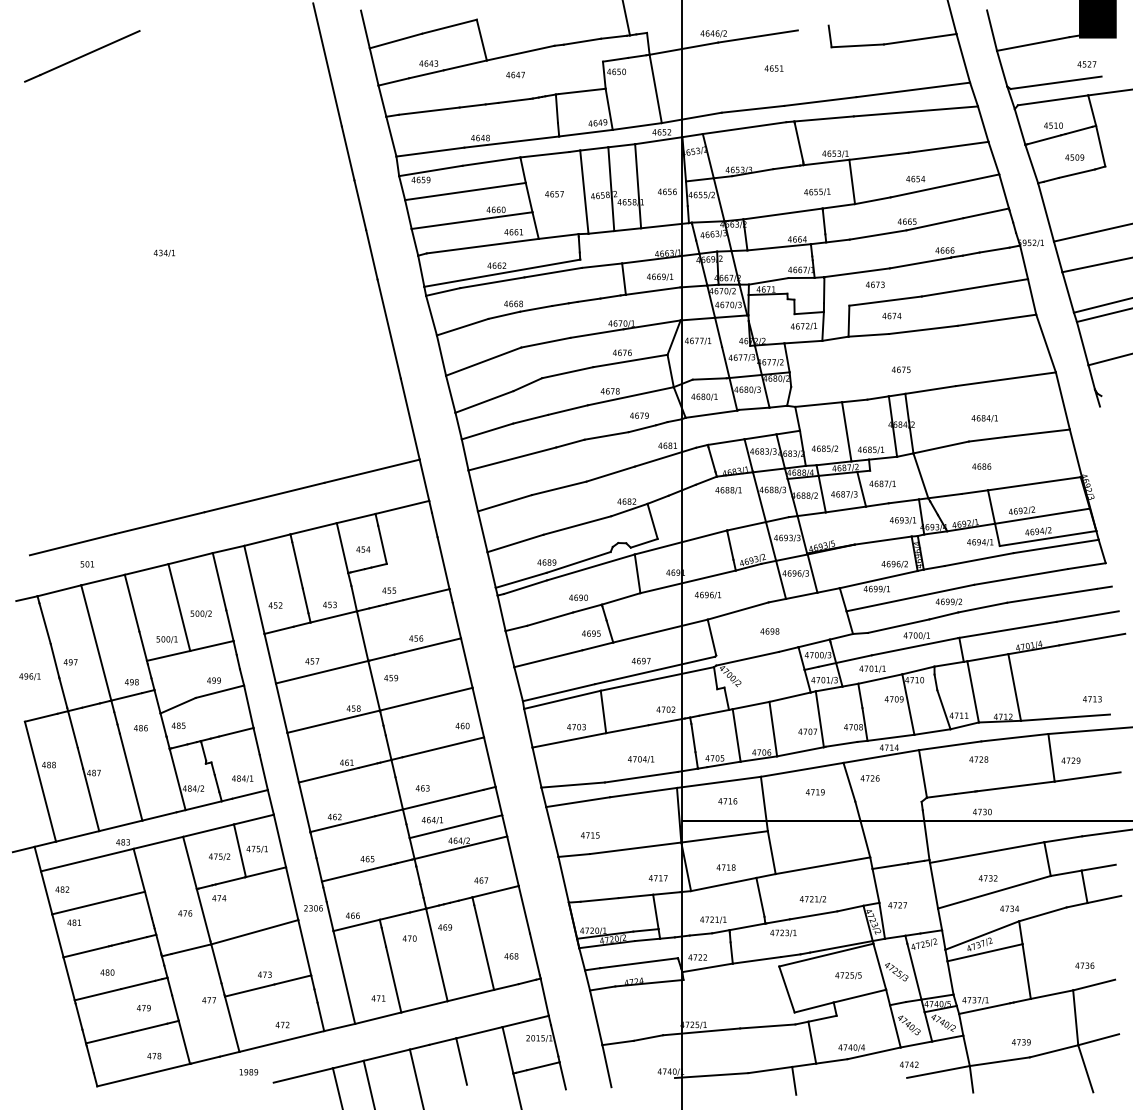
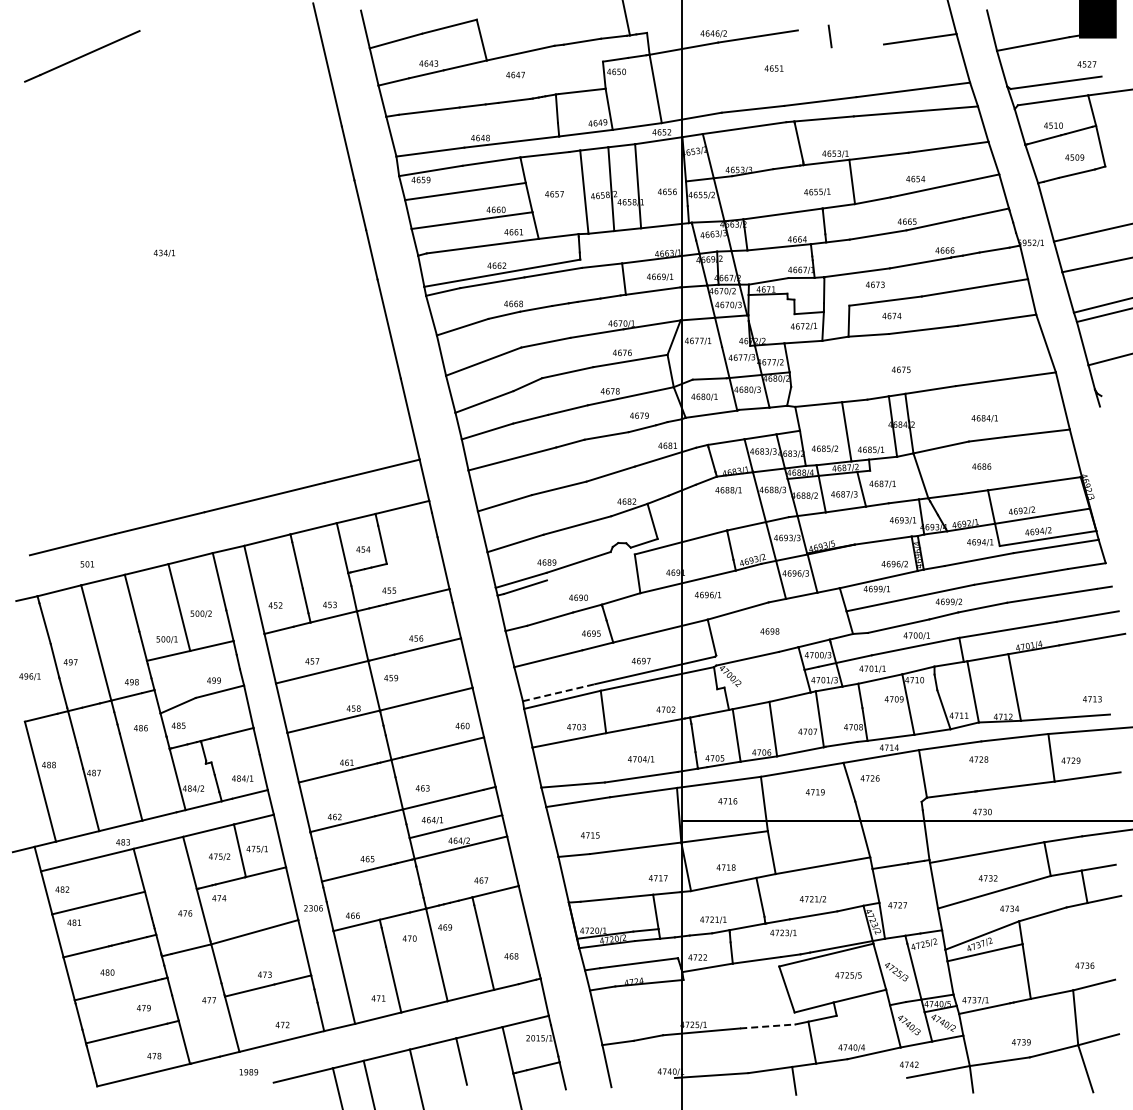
line: present -> none (857, 45)
line: present -> none (590, 567)
line: solid -> dashed (559, 692)
line: solid -> dashed (767, 1026)
